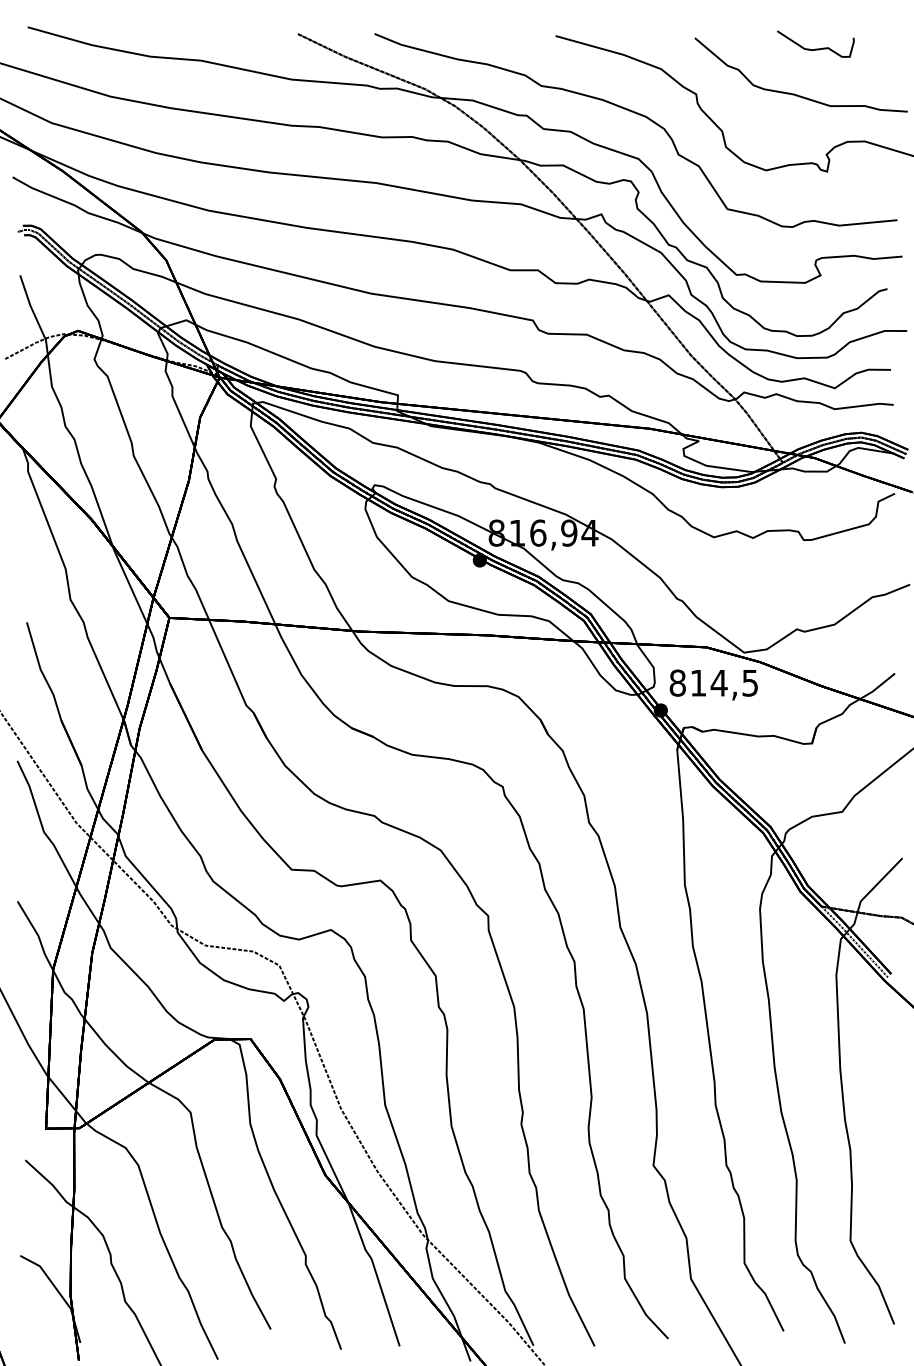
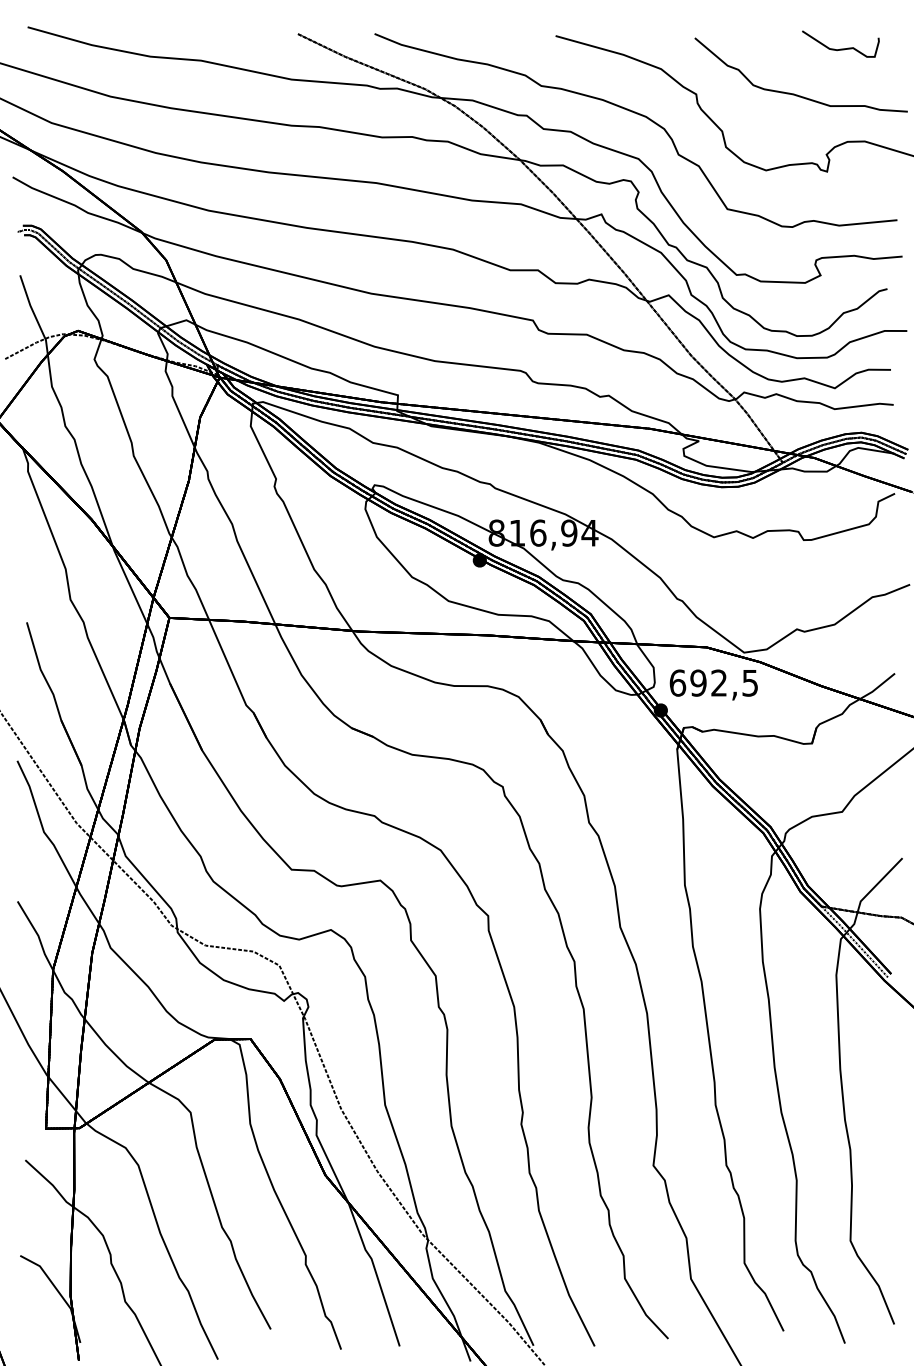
curve position: (815, 48) -> (840, 48) (840, 48)
text: 814,5 -> 692,5 (698, 682)
